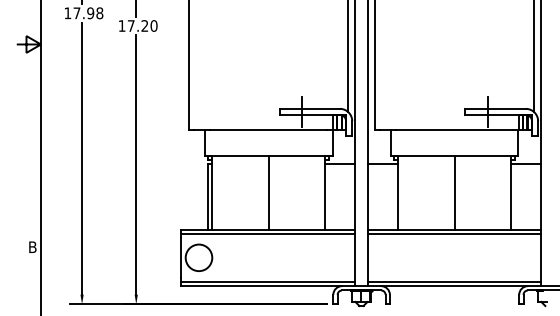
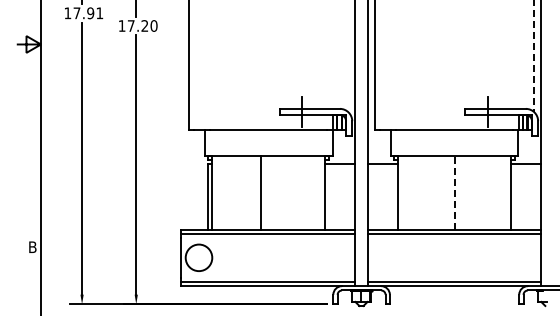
text: 17.98 -> 17.91 (99, 13)
line: solid -> dashed (534, 56)
line: present -> none (348, 57)
line position: (268, 192) -> (260, 192) (260, 192)
line: solid -> dashed (454, 192)
